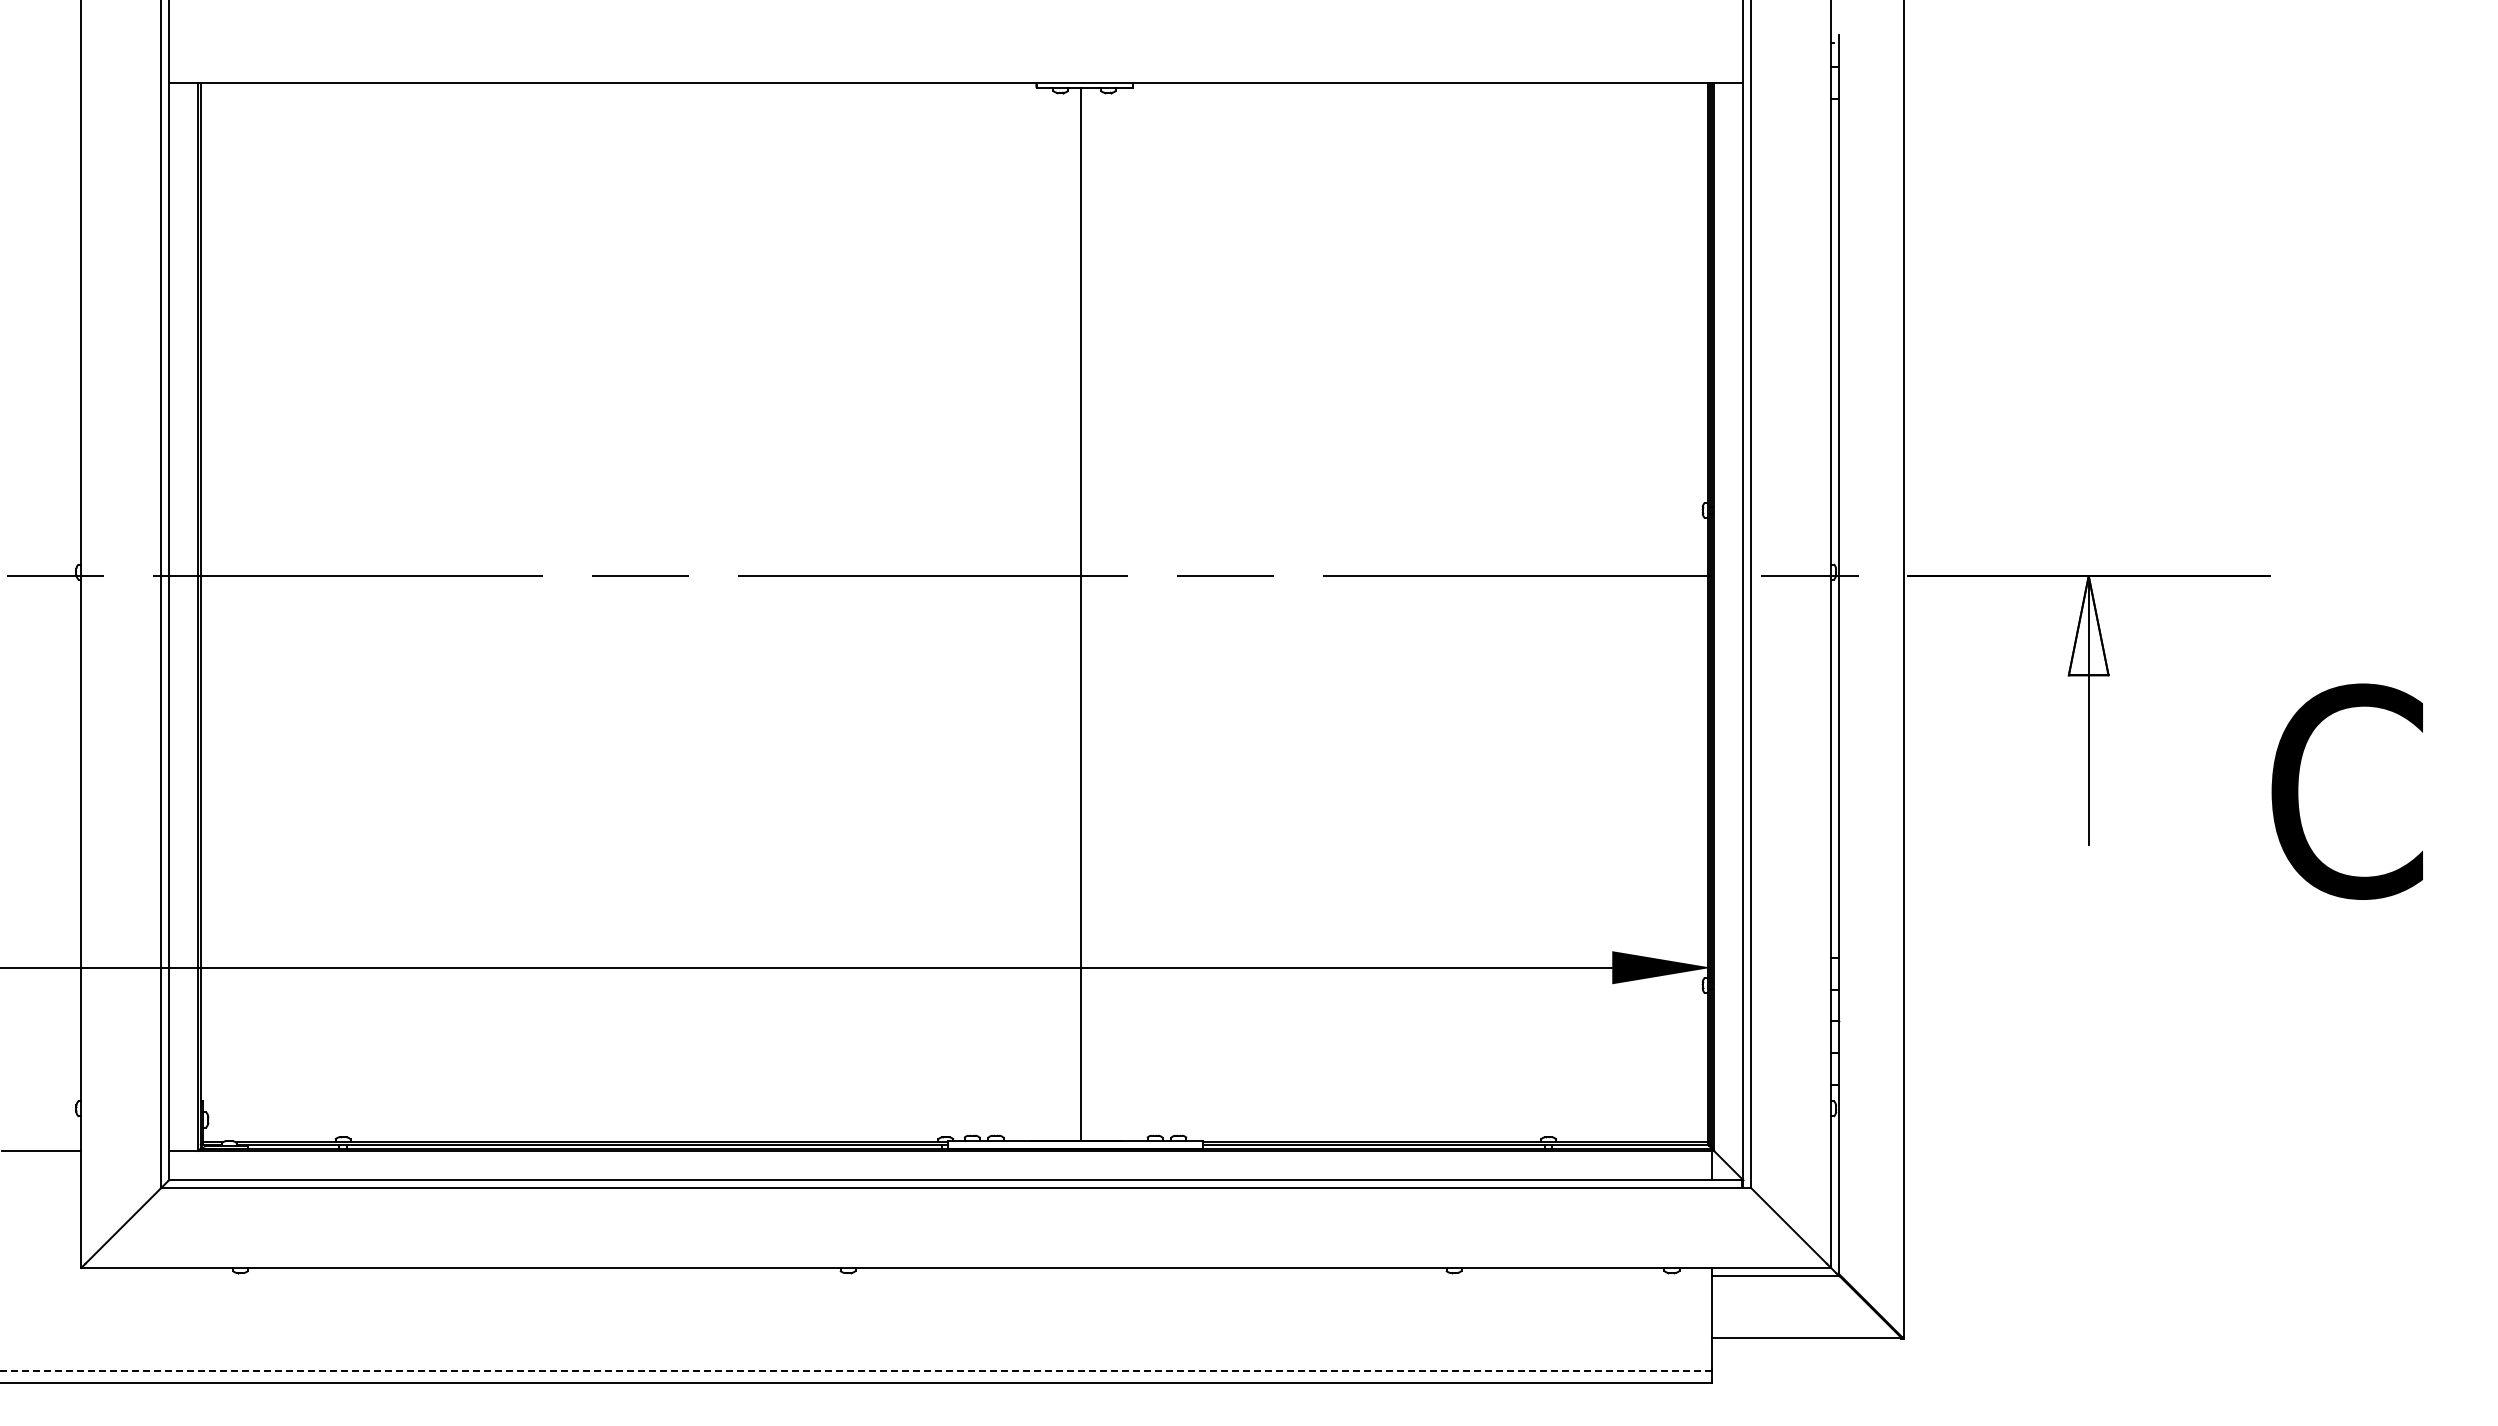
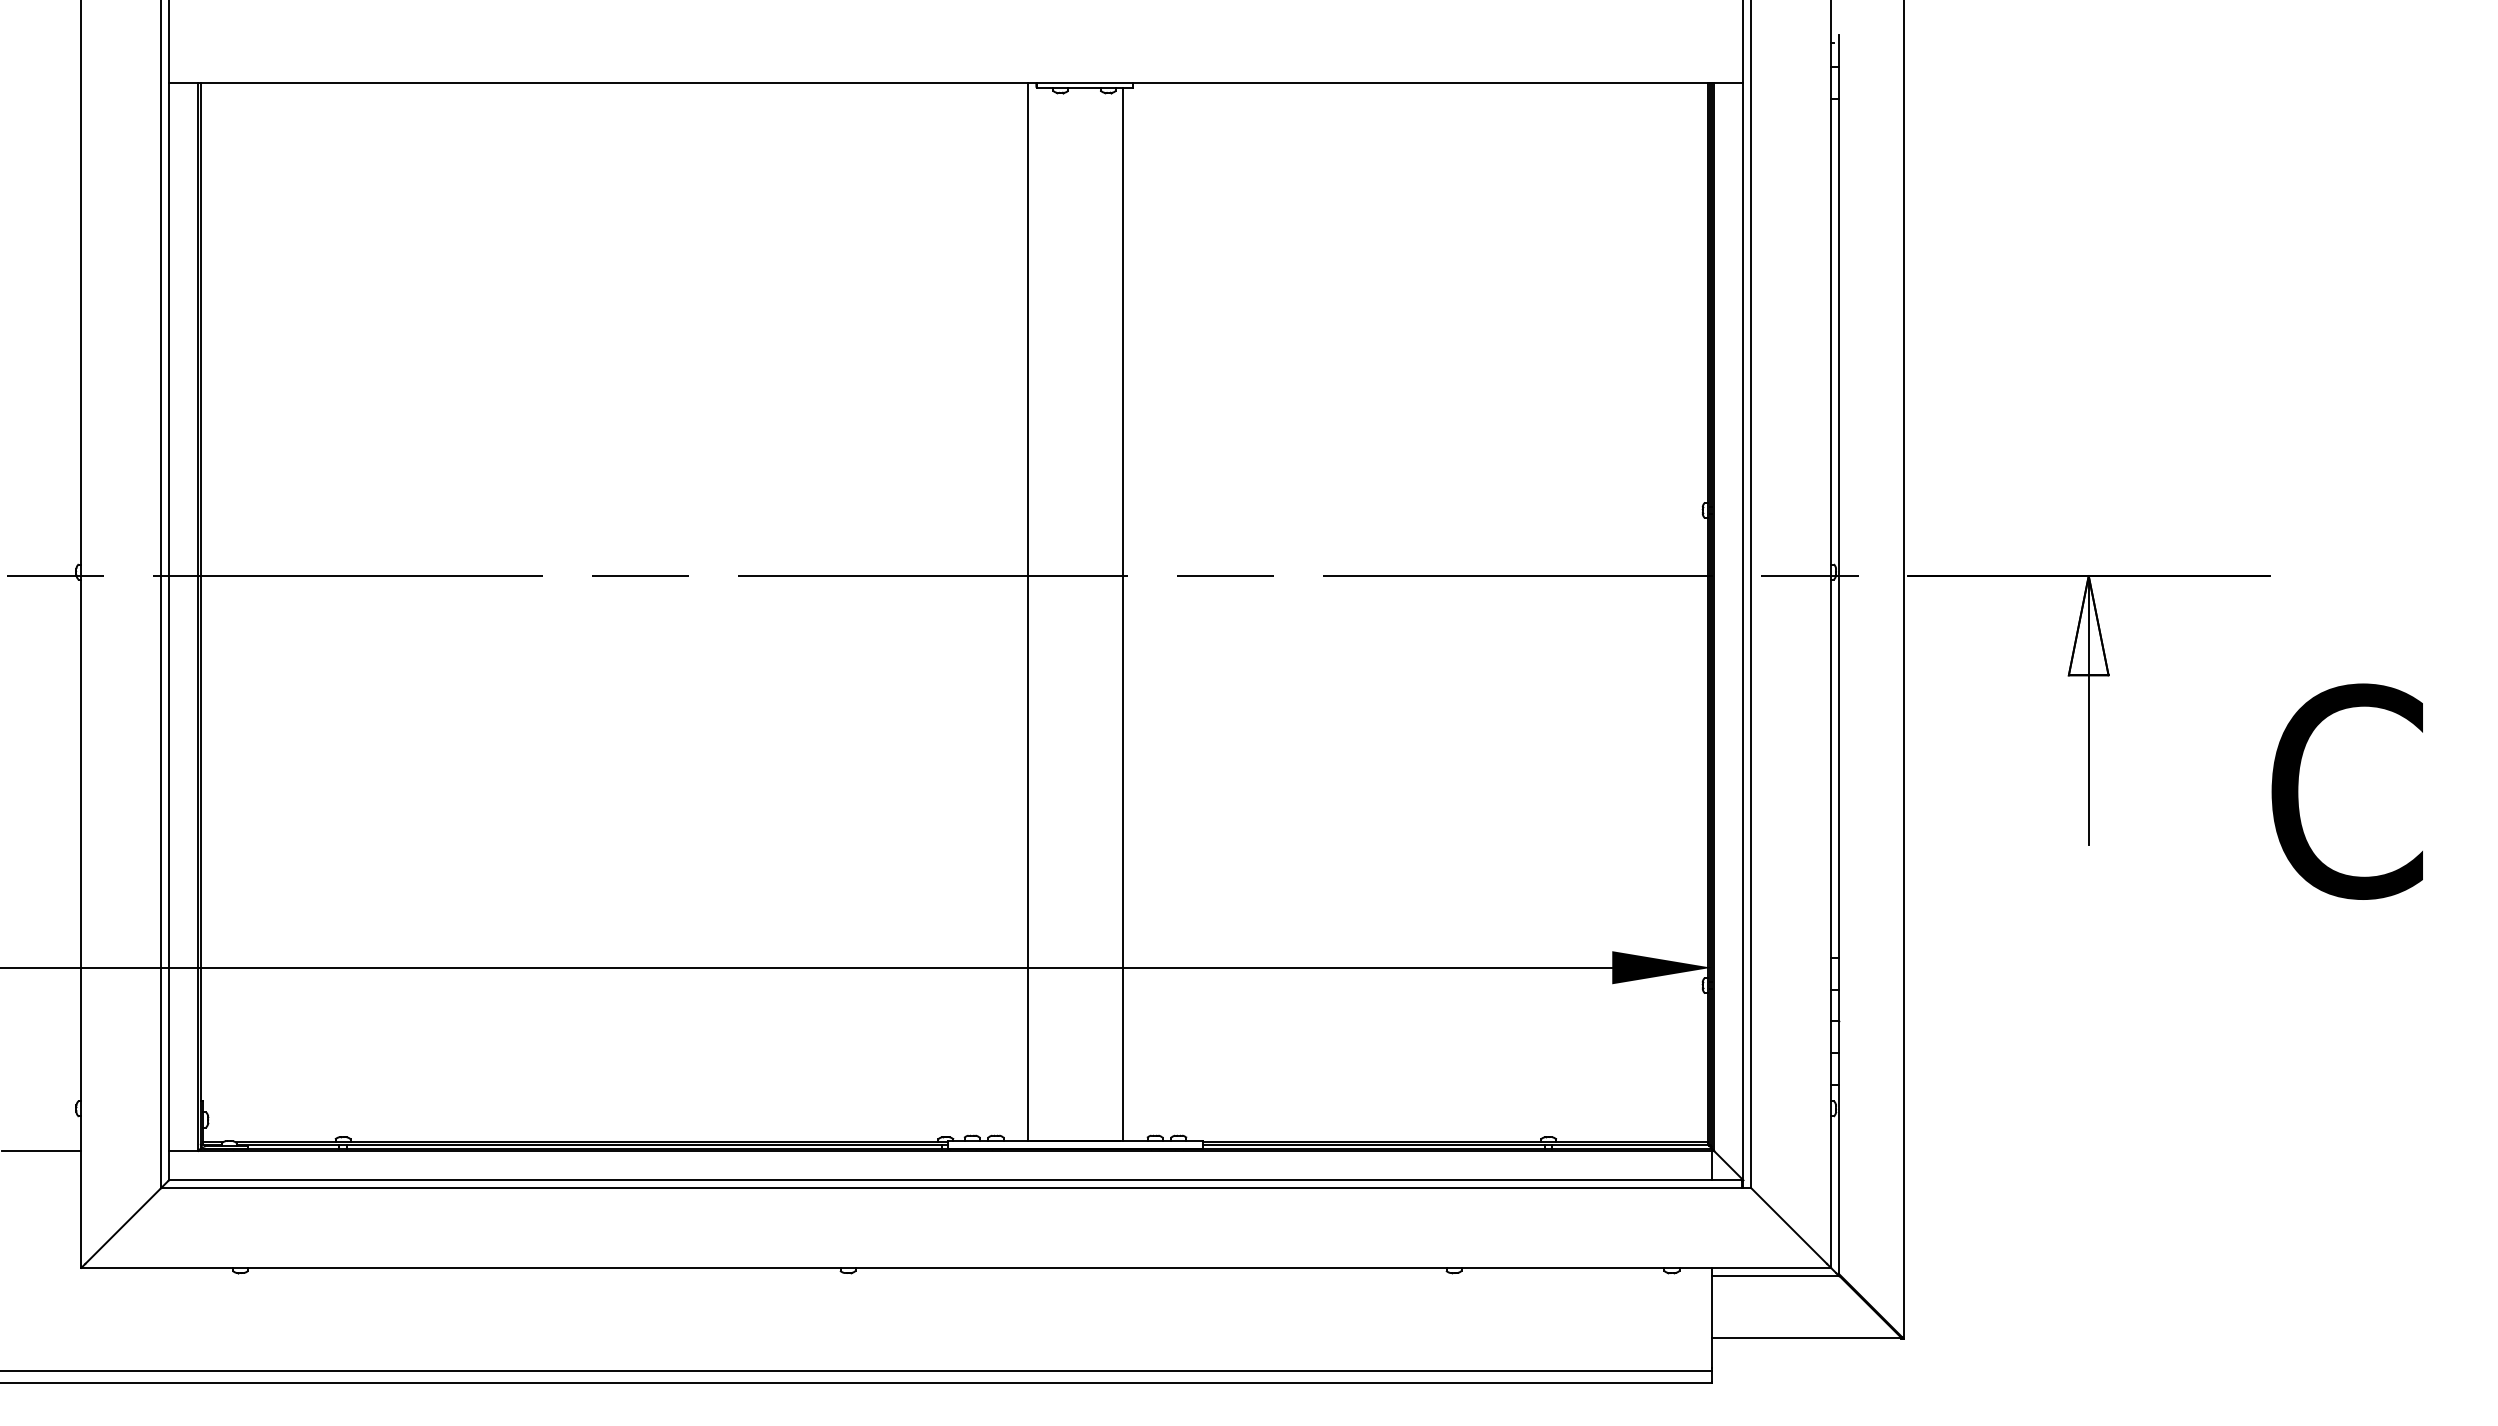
line: none -> present (1027, 611)
line position: (1081, 613) -> (1123, 613) (1123, 613)
line: dashed -> solid (855, 1371)
